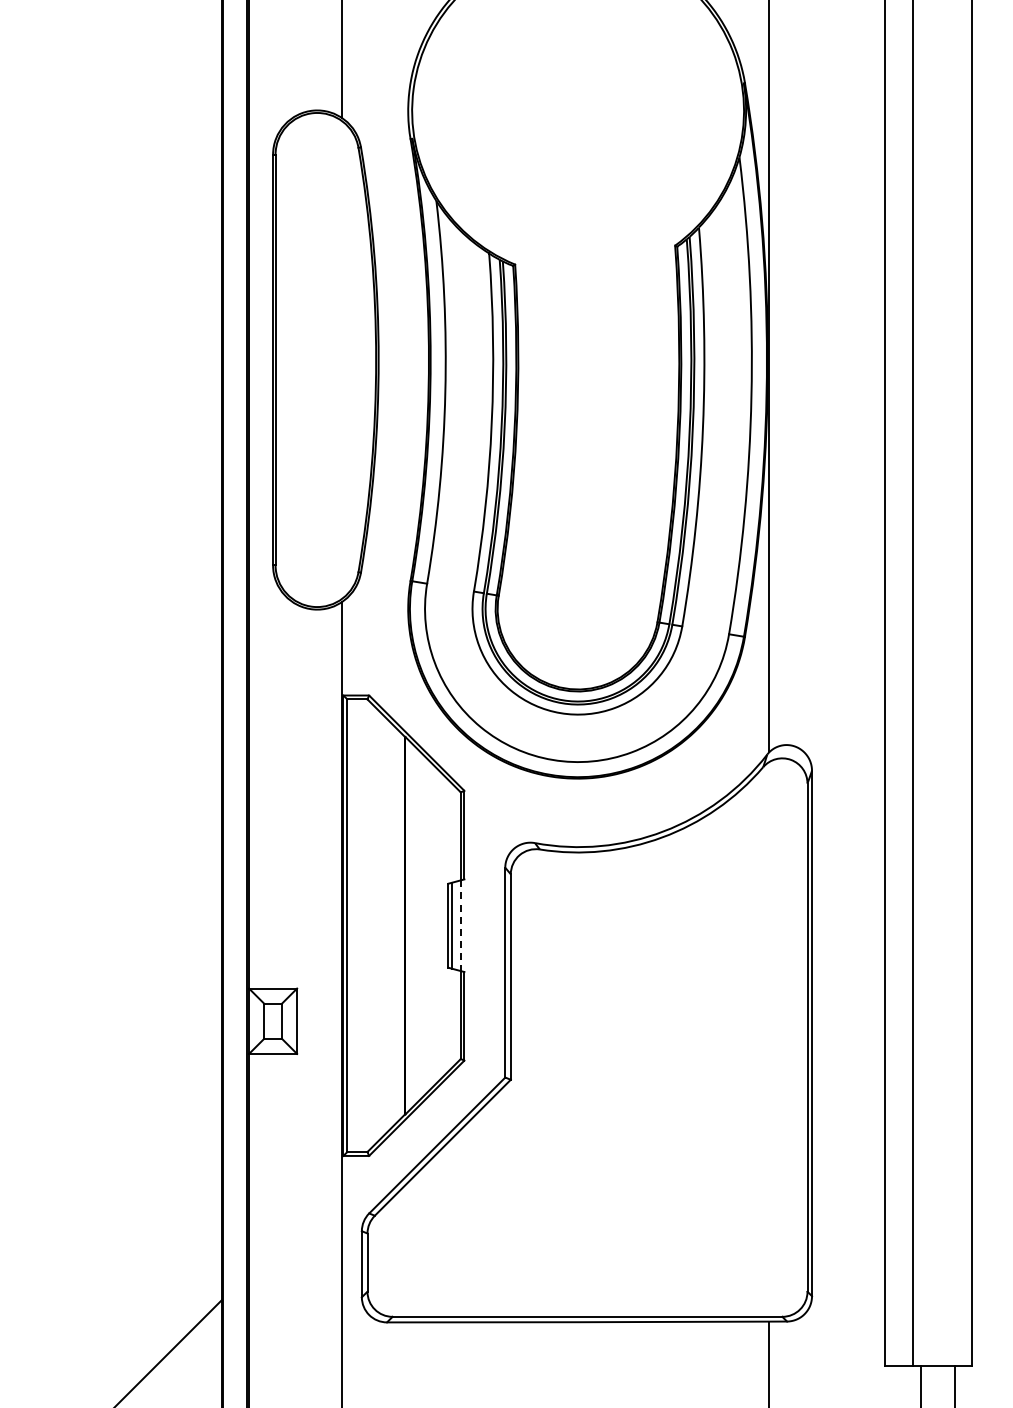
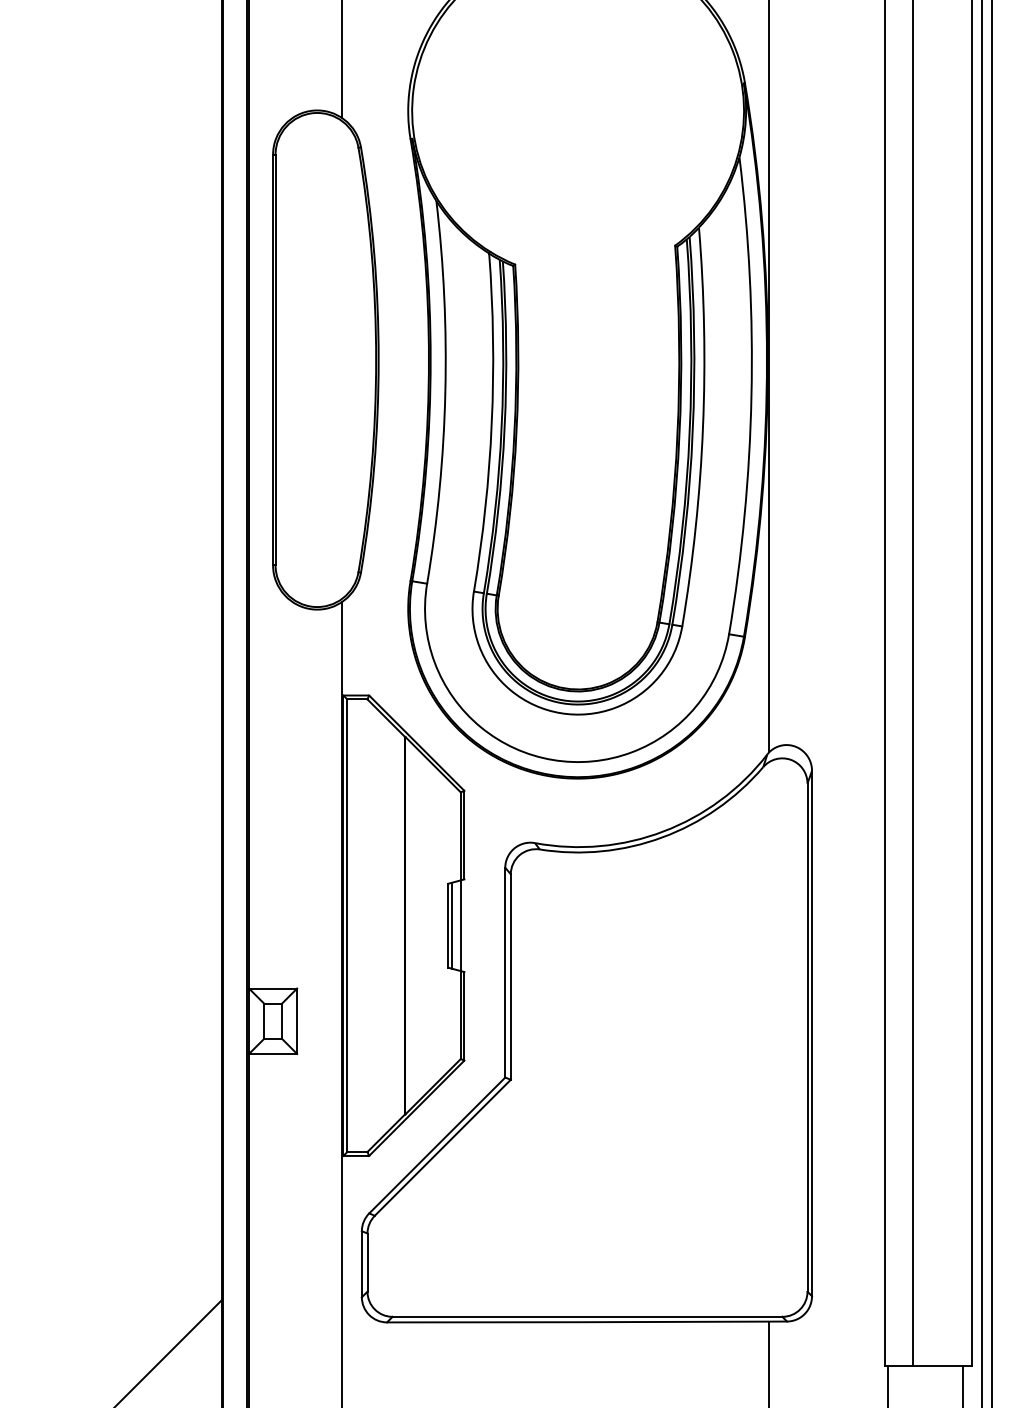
line: none -> present (982, 703)
line: none -> present (992, 703)
line: dashed -> solid (460, 926)
line position: (920, 1384) -> (887, 1384) (887, 1384)
line position: (955, 1384) -> (963, 1384) (963, 1384)
